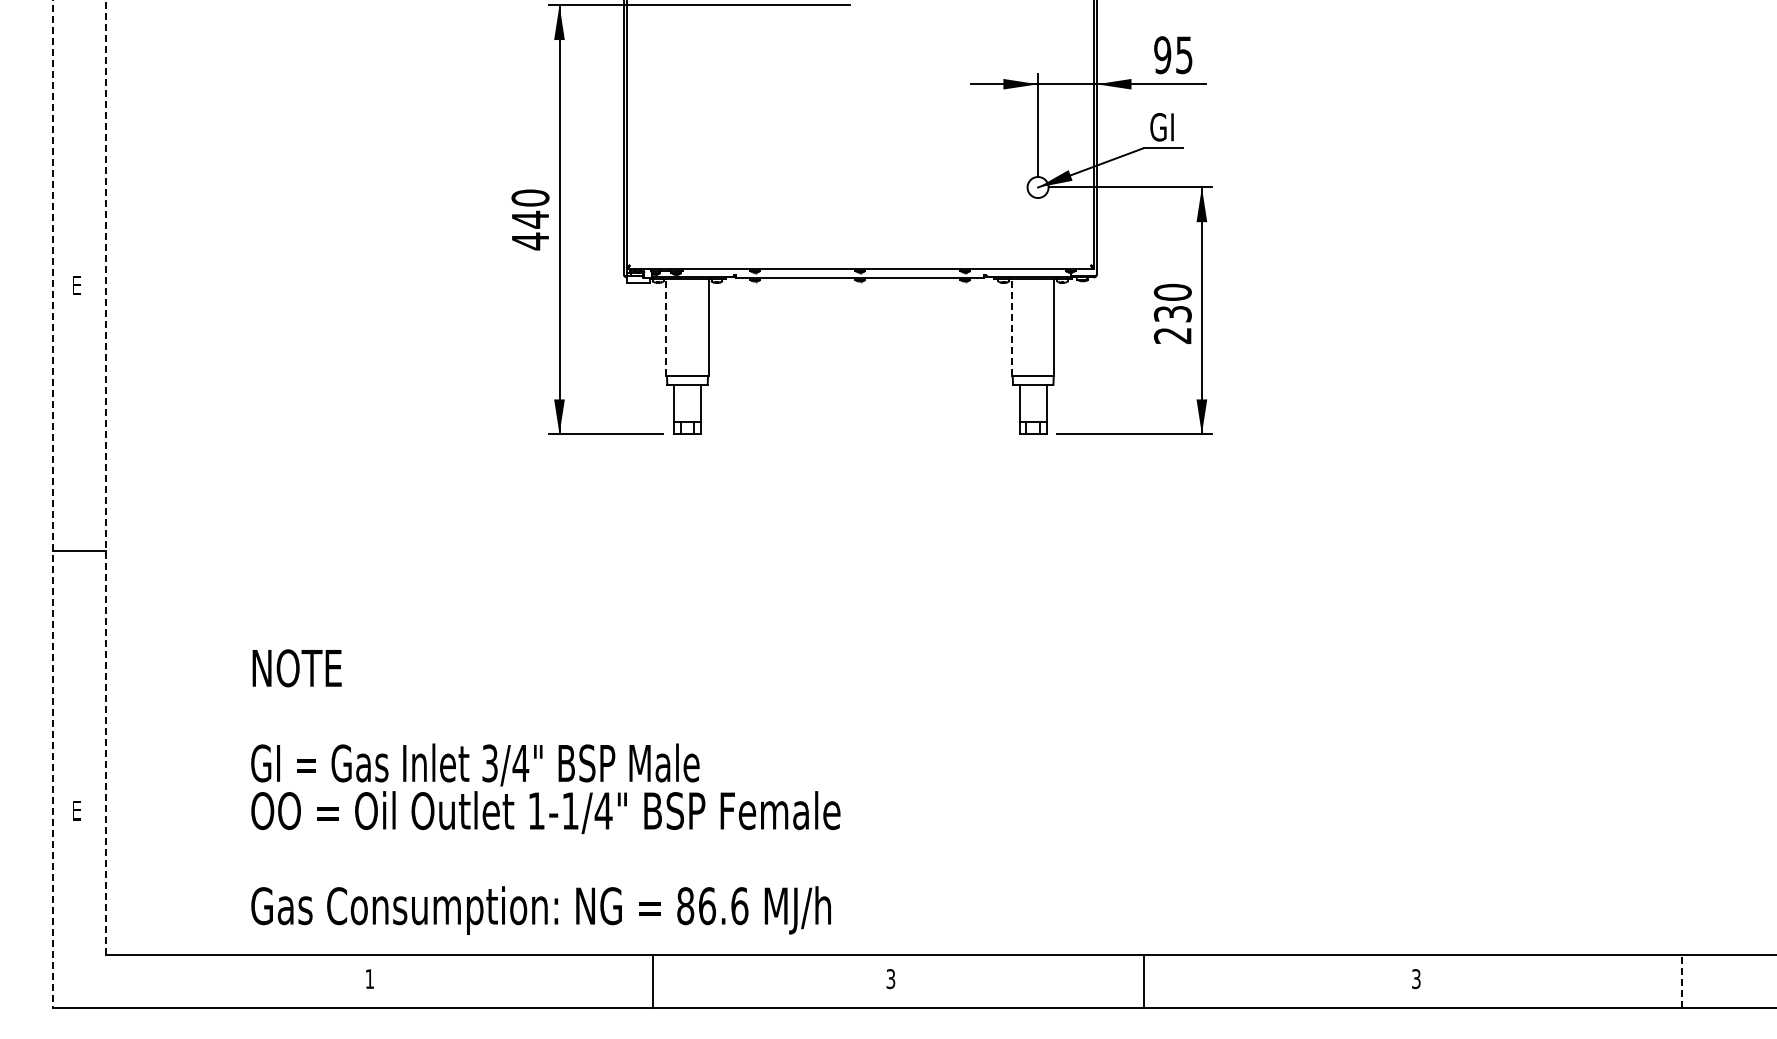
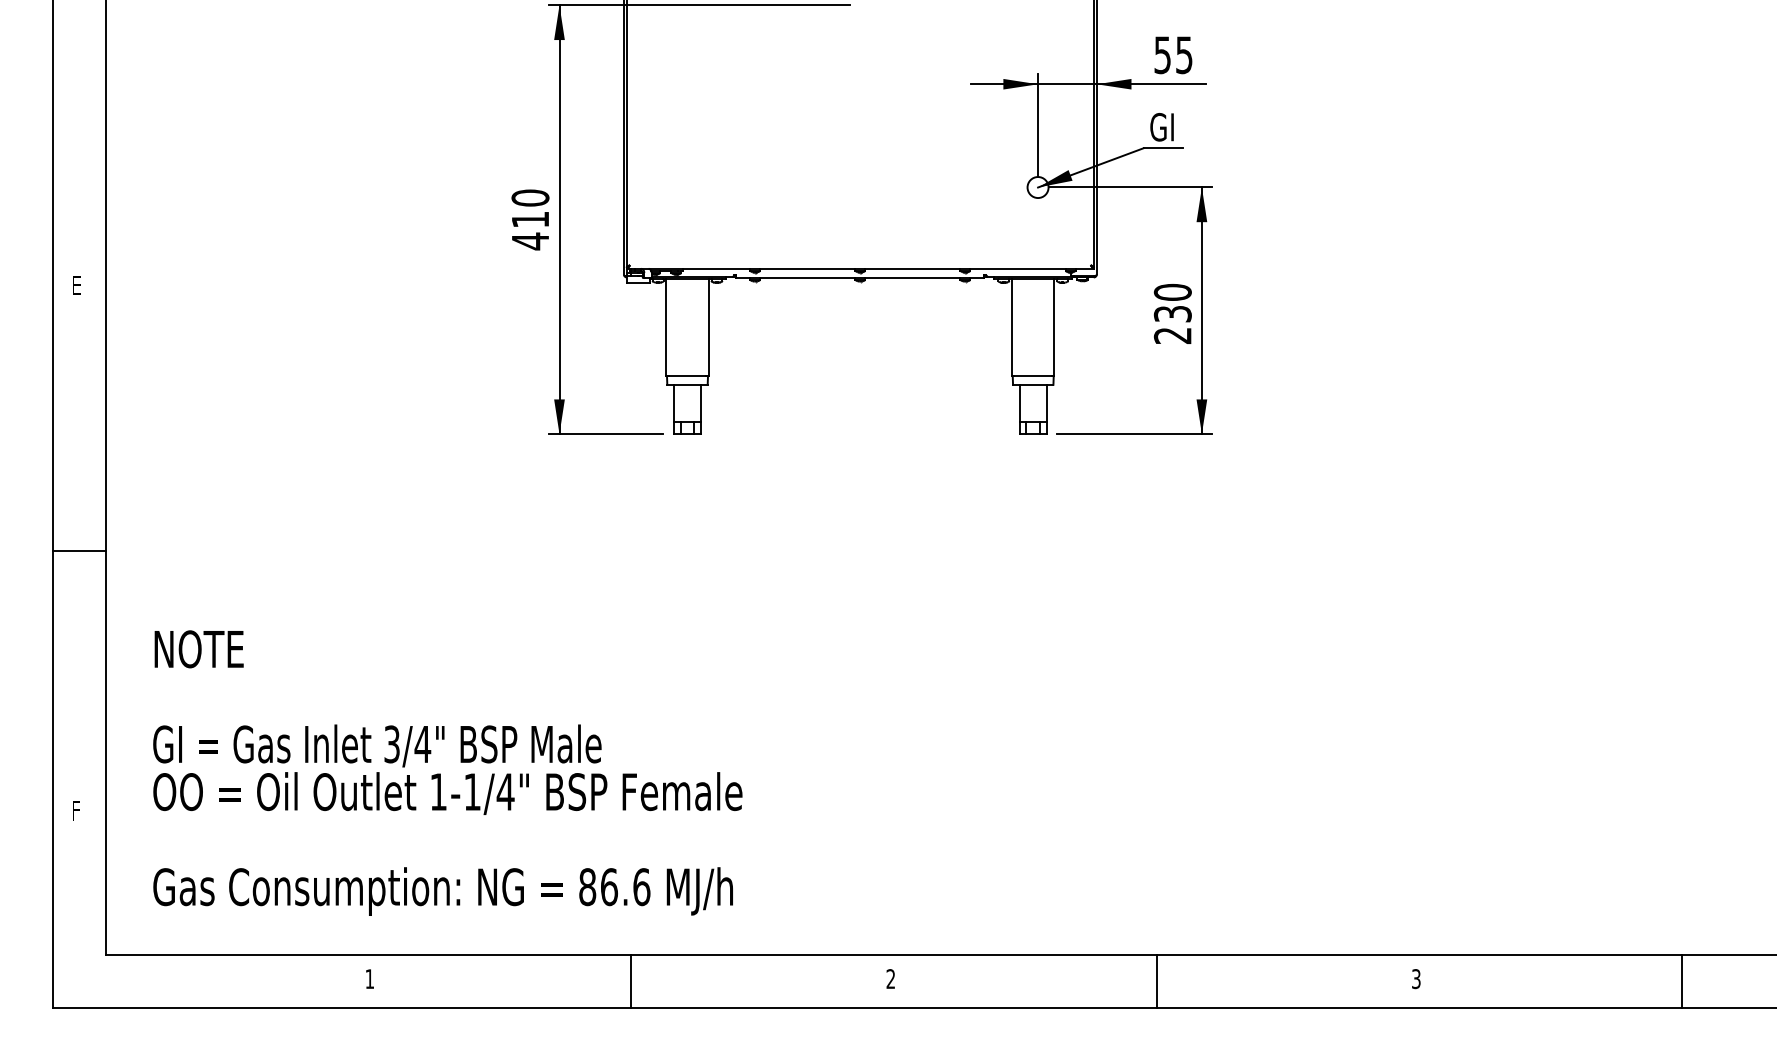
text: 95 -> 55 (1162, 54)
text: 440 -> 410 (530, 219)
line: dashed -> solid (666, 327)
line: dashed -> solid (1012, 327)
line: dashed -> solid (105, 478)
line: dashed -> solid (53, 504)
text position: (545, 791) -> (447, 772) (447, 772)
text: E -> F (77, 810)
text: 3 -> 2 (890, 979)
line position: (653, 981) -> (631, 981) (631, 981)
line position: (1143, 981) -> (1156, 981) (1156, 981)
line: dashed -> solid (1682, 981)
